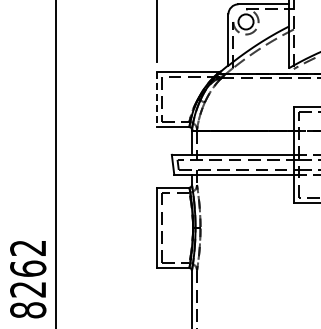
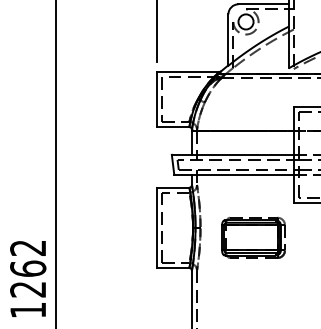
line: dashed -> solid (156, 99)
part: none -> present (253, 237)
text: 8262 -> 1262 (28, 310)
